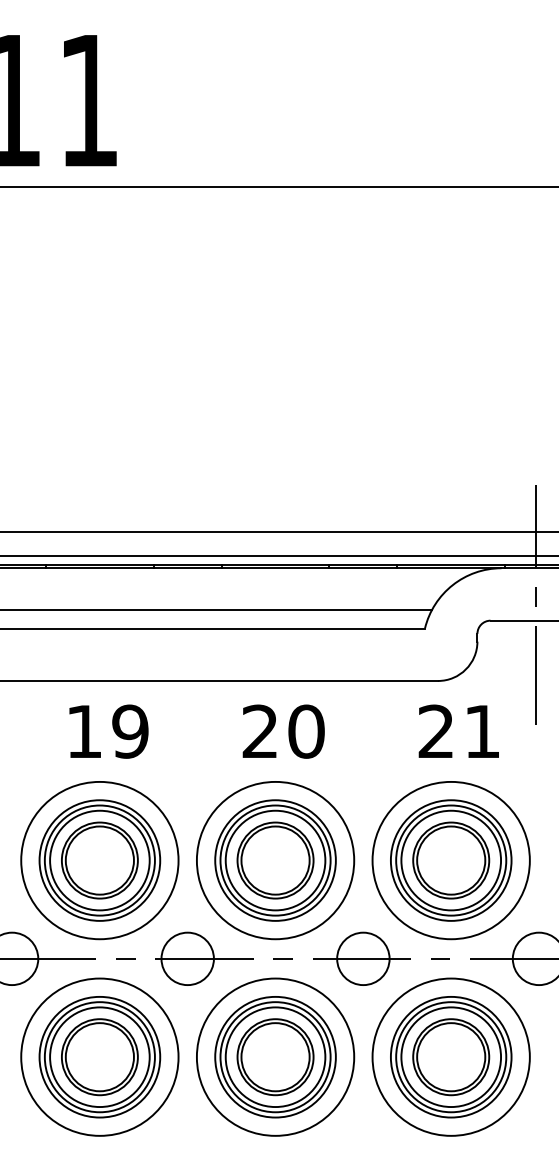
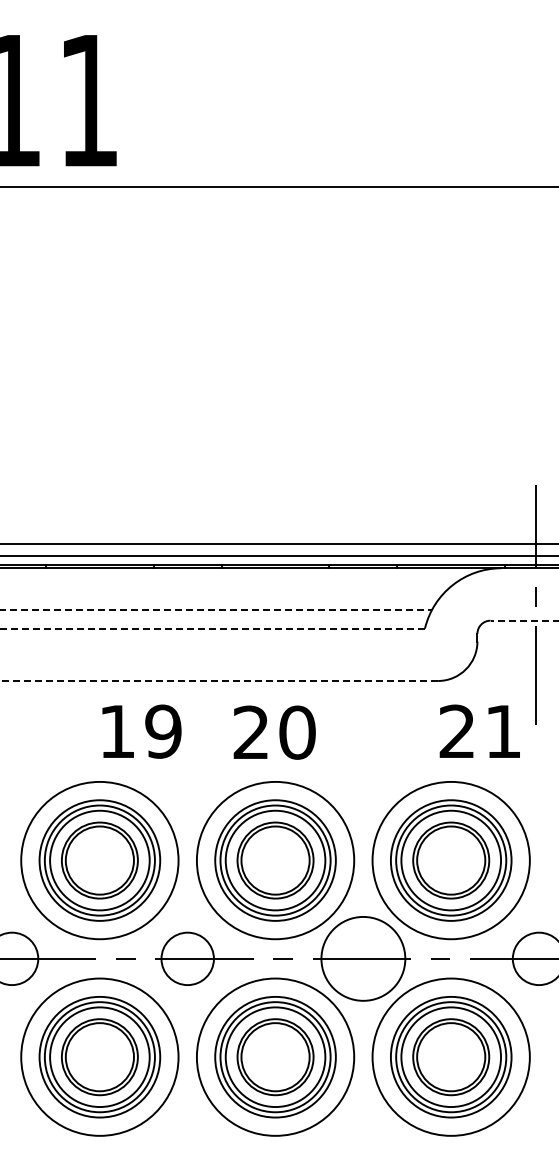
line position: (278, 531) -> (278, 543) (278, 543)
line: solid -> dashed (216, 609)
line: solid -> dashed (524, 620)
line: solid -> dashed (212, 628)
line: solid -> dashed (219, 680)
text position: (458, 730) -> (479, 730) (479, 730)
text position: (108, 731) -> (141, 731) (141, 731)
text position: (283, 731) -> (274, 732) (274, 732)
circle diameter: 52 px -> 84 px (363, 958)
